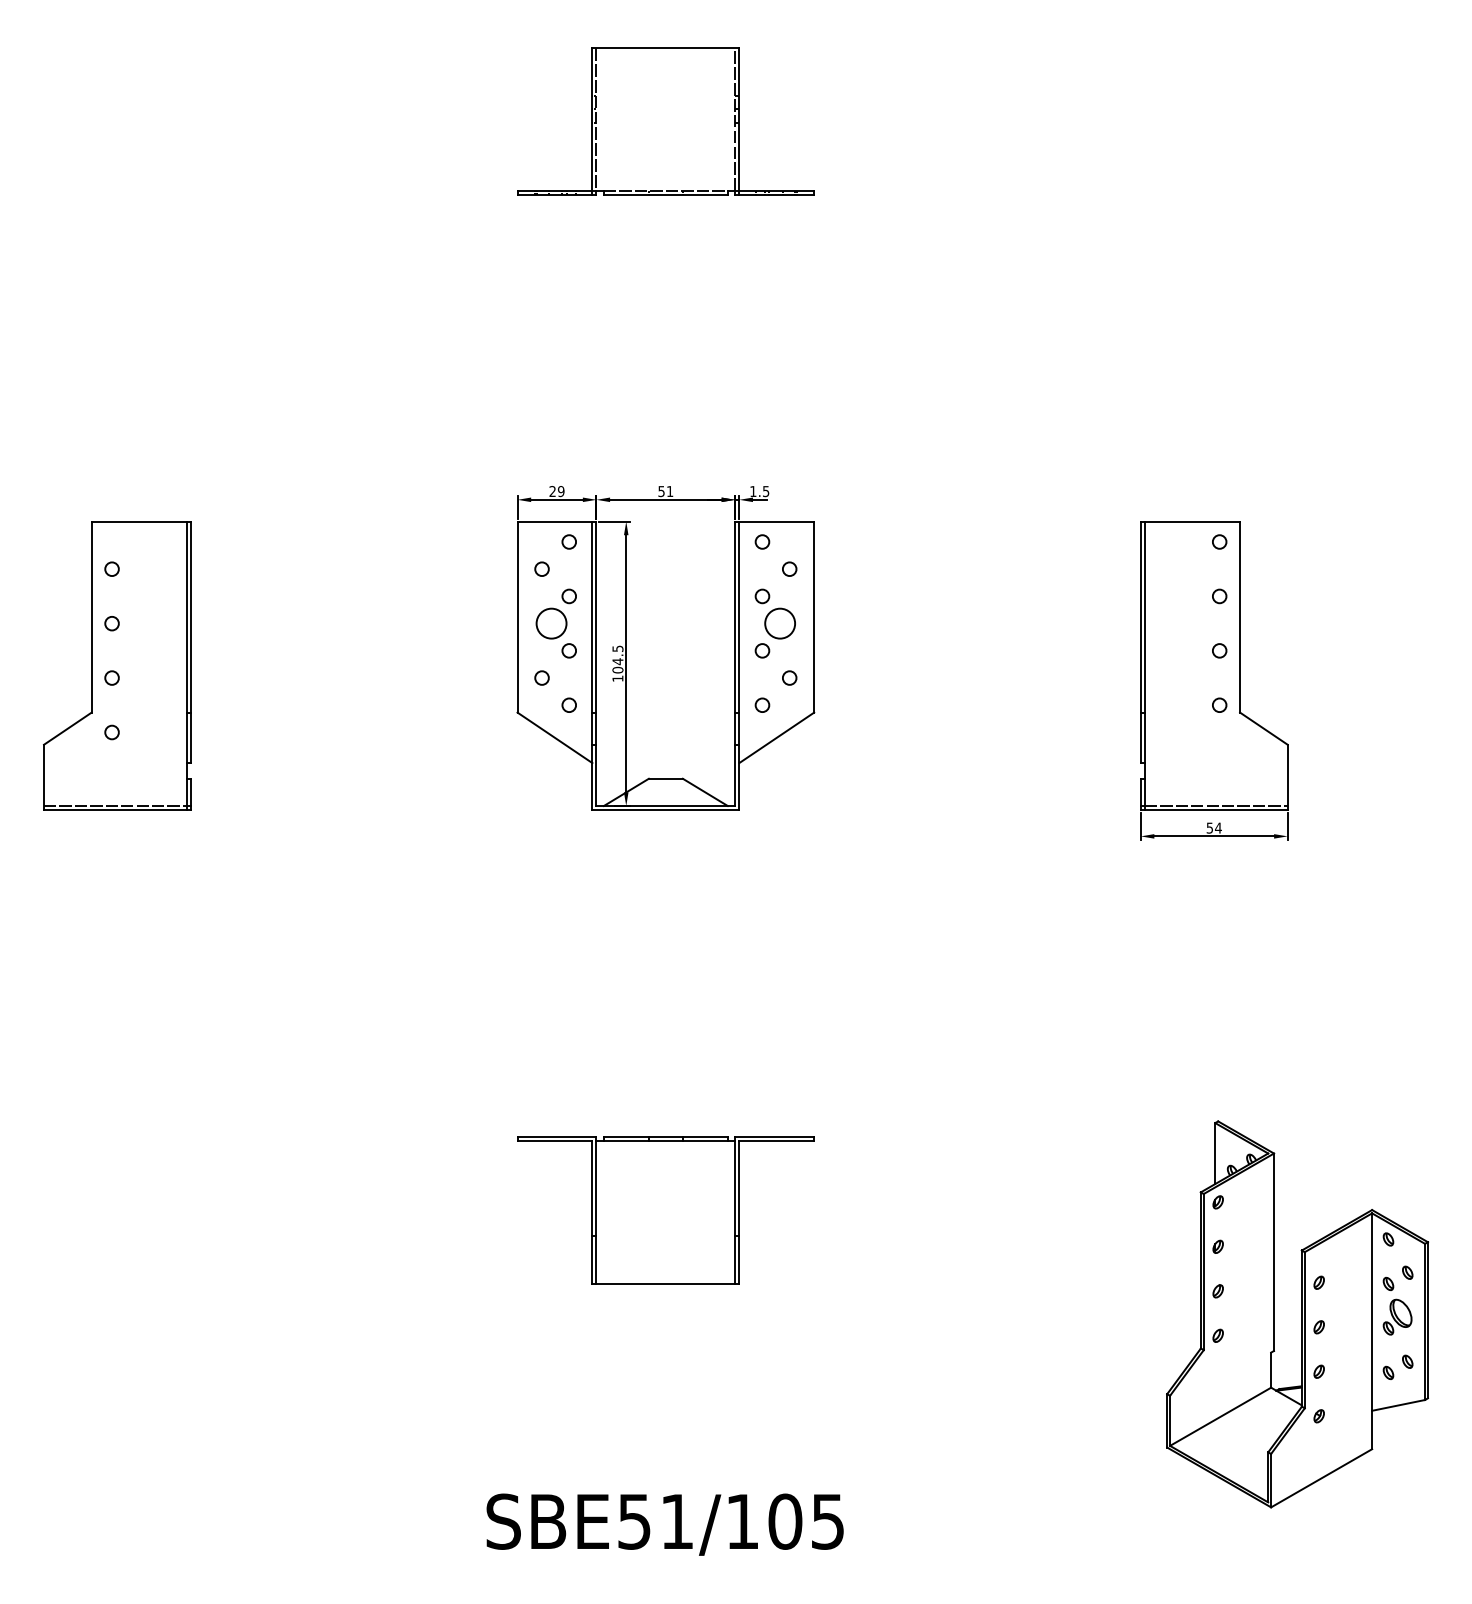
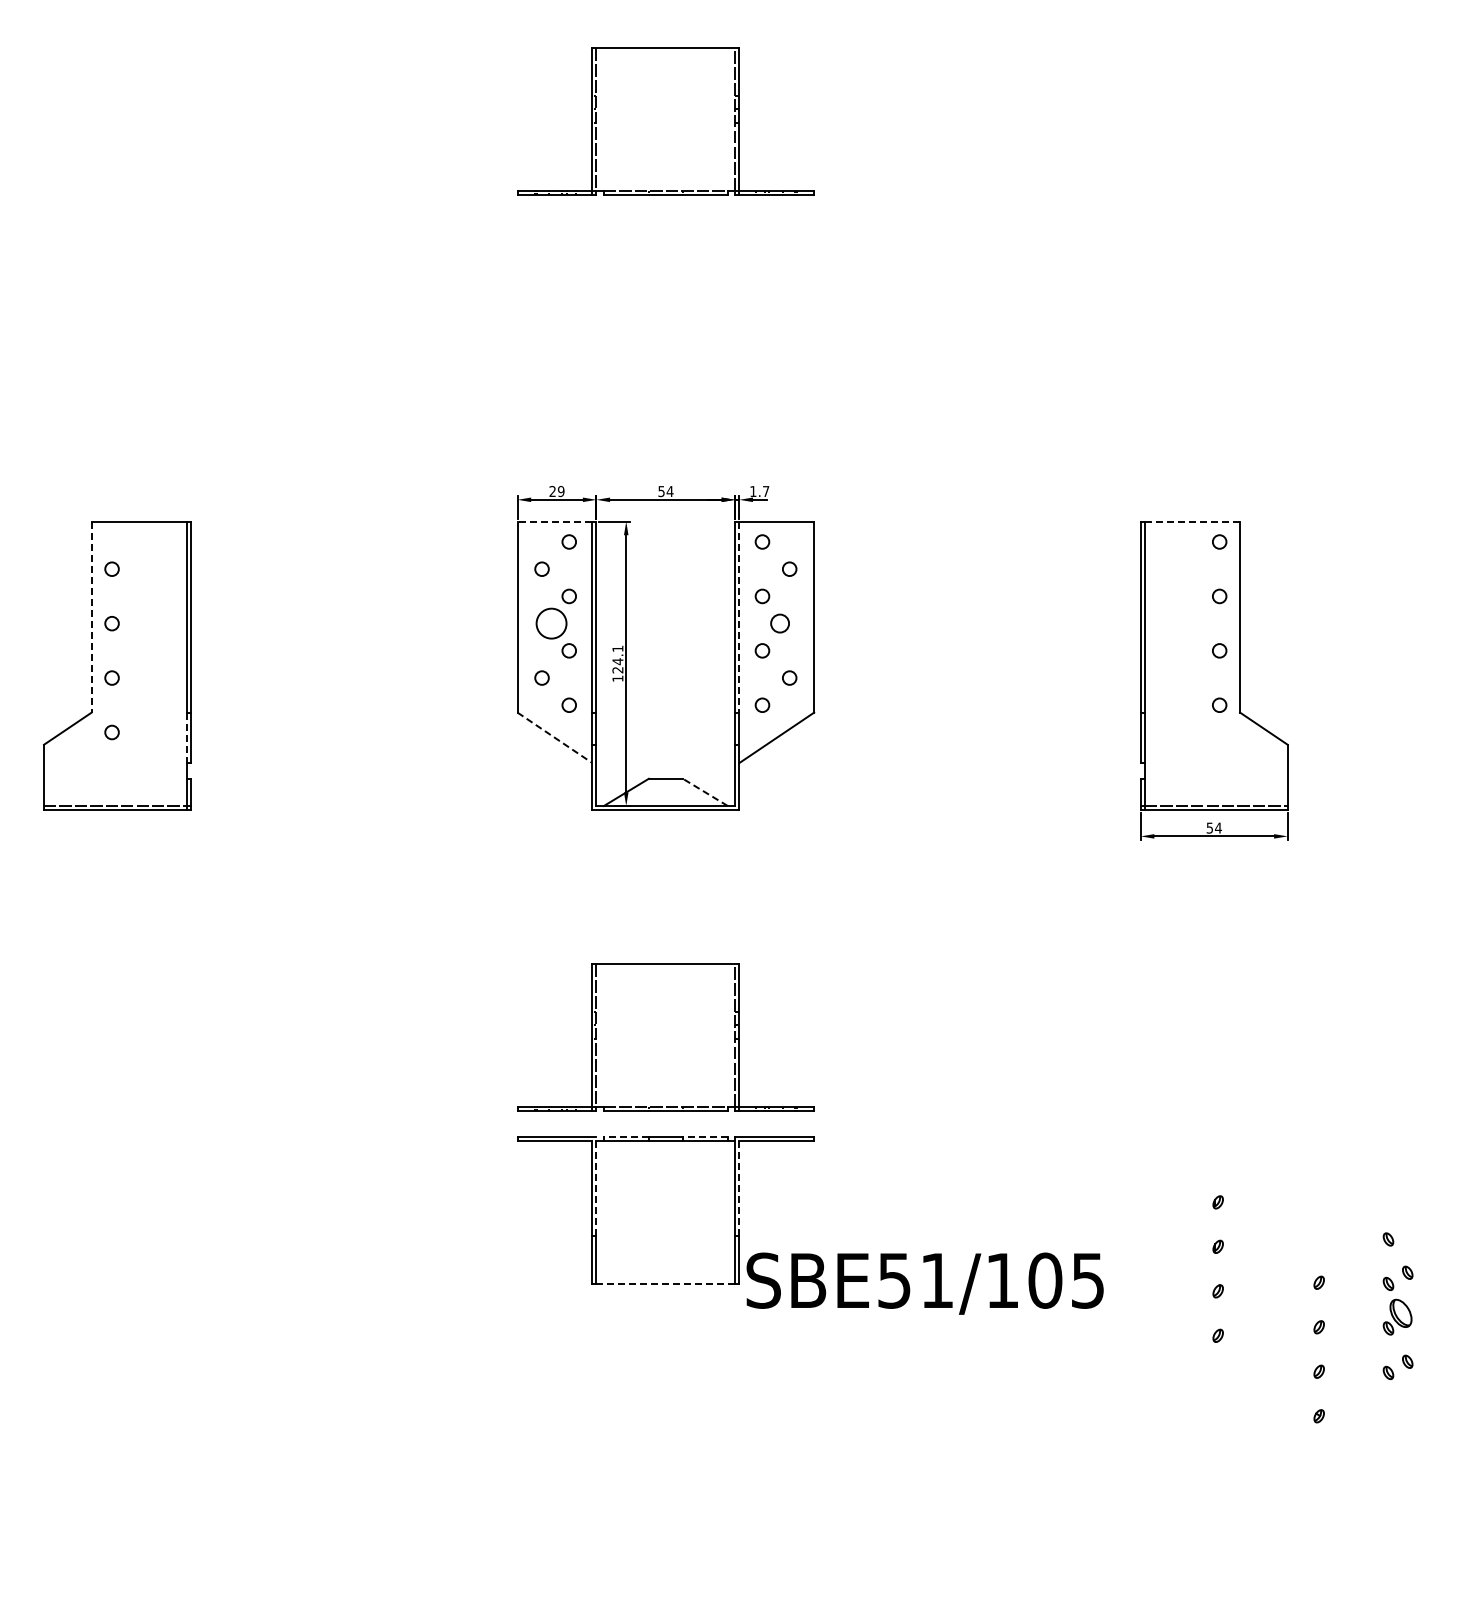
text: 51 -> 54 (669, 491)
text: 1.5 -> 1.7 (766, 491)
line: solid -> dashed (554, 521)
line: solid -> dashed (1192, 521)
line: solid -> dashed (91, 617)
line: solid -> dashed (739, 617)
circle size: 32x33 px -> 20x21 px (779, 623)
text: 104.5 -> 124.1 (617, 659)
line: solid -> dashed (186, 738)
line: solid -> dashed (555, 738)
line: solid -> dashed (704, 792)
part: none -> present (665, 1037)
line: solid -> dashed (625, 1136)
line: solid -> dashed (704, 1136)
line: solid -> dashed (596, 1186)
line: solid -> dashed (739, 1188)
line: solid -> dashed (665, 1283)
part: present -> none (1297, 1314)
text position: (664, 1524) -> (924, 1283) (924, 1283)
